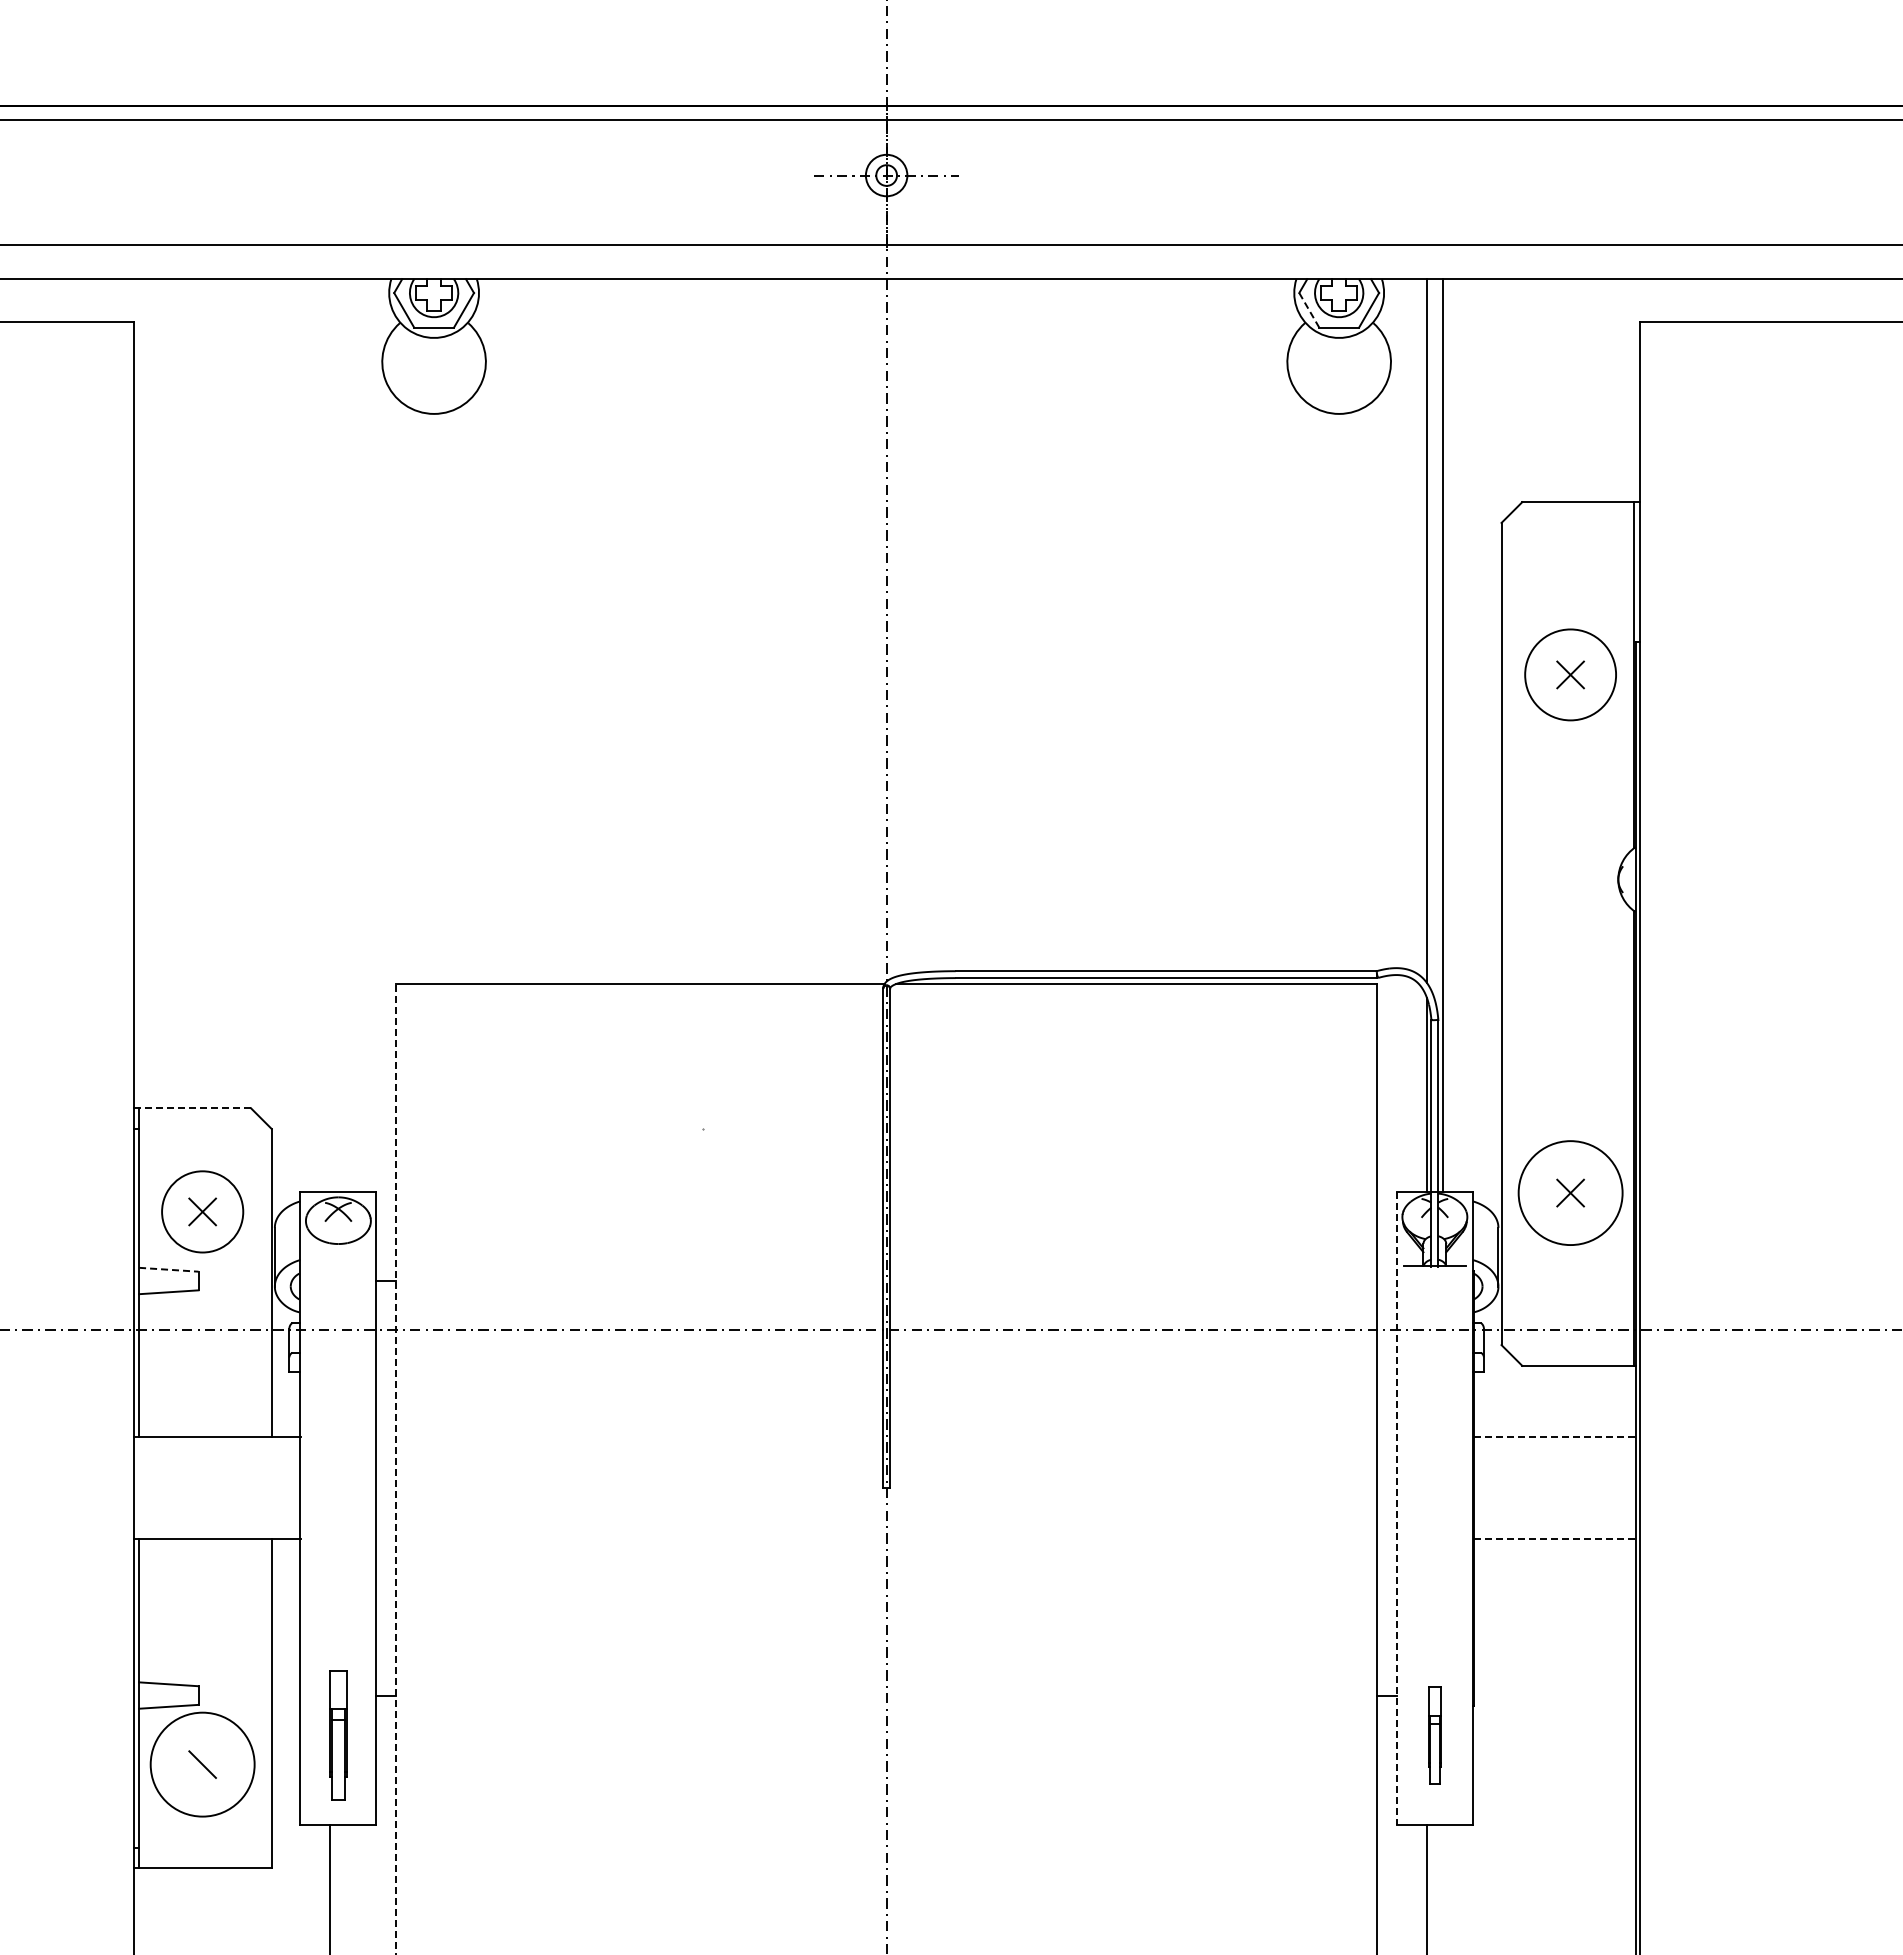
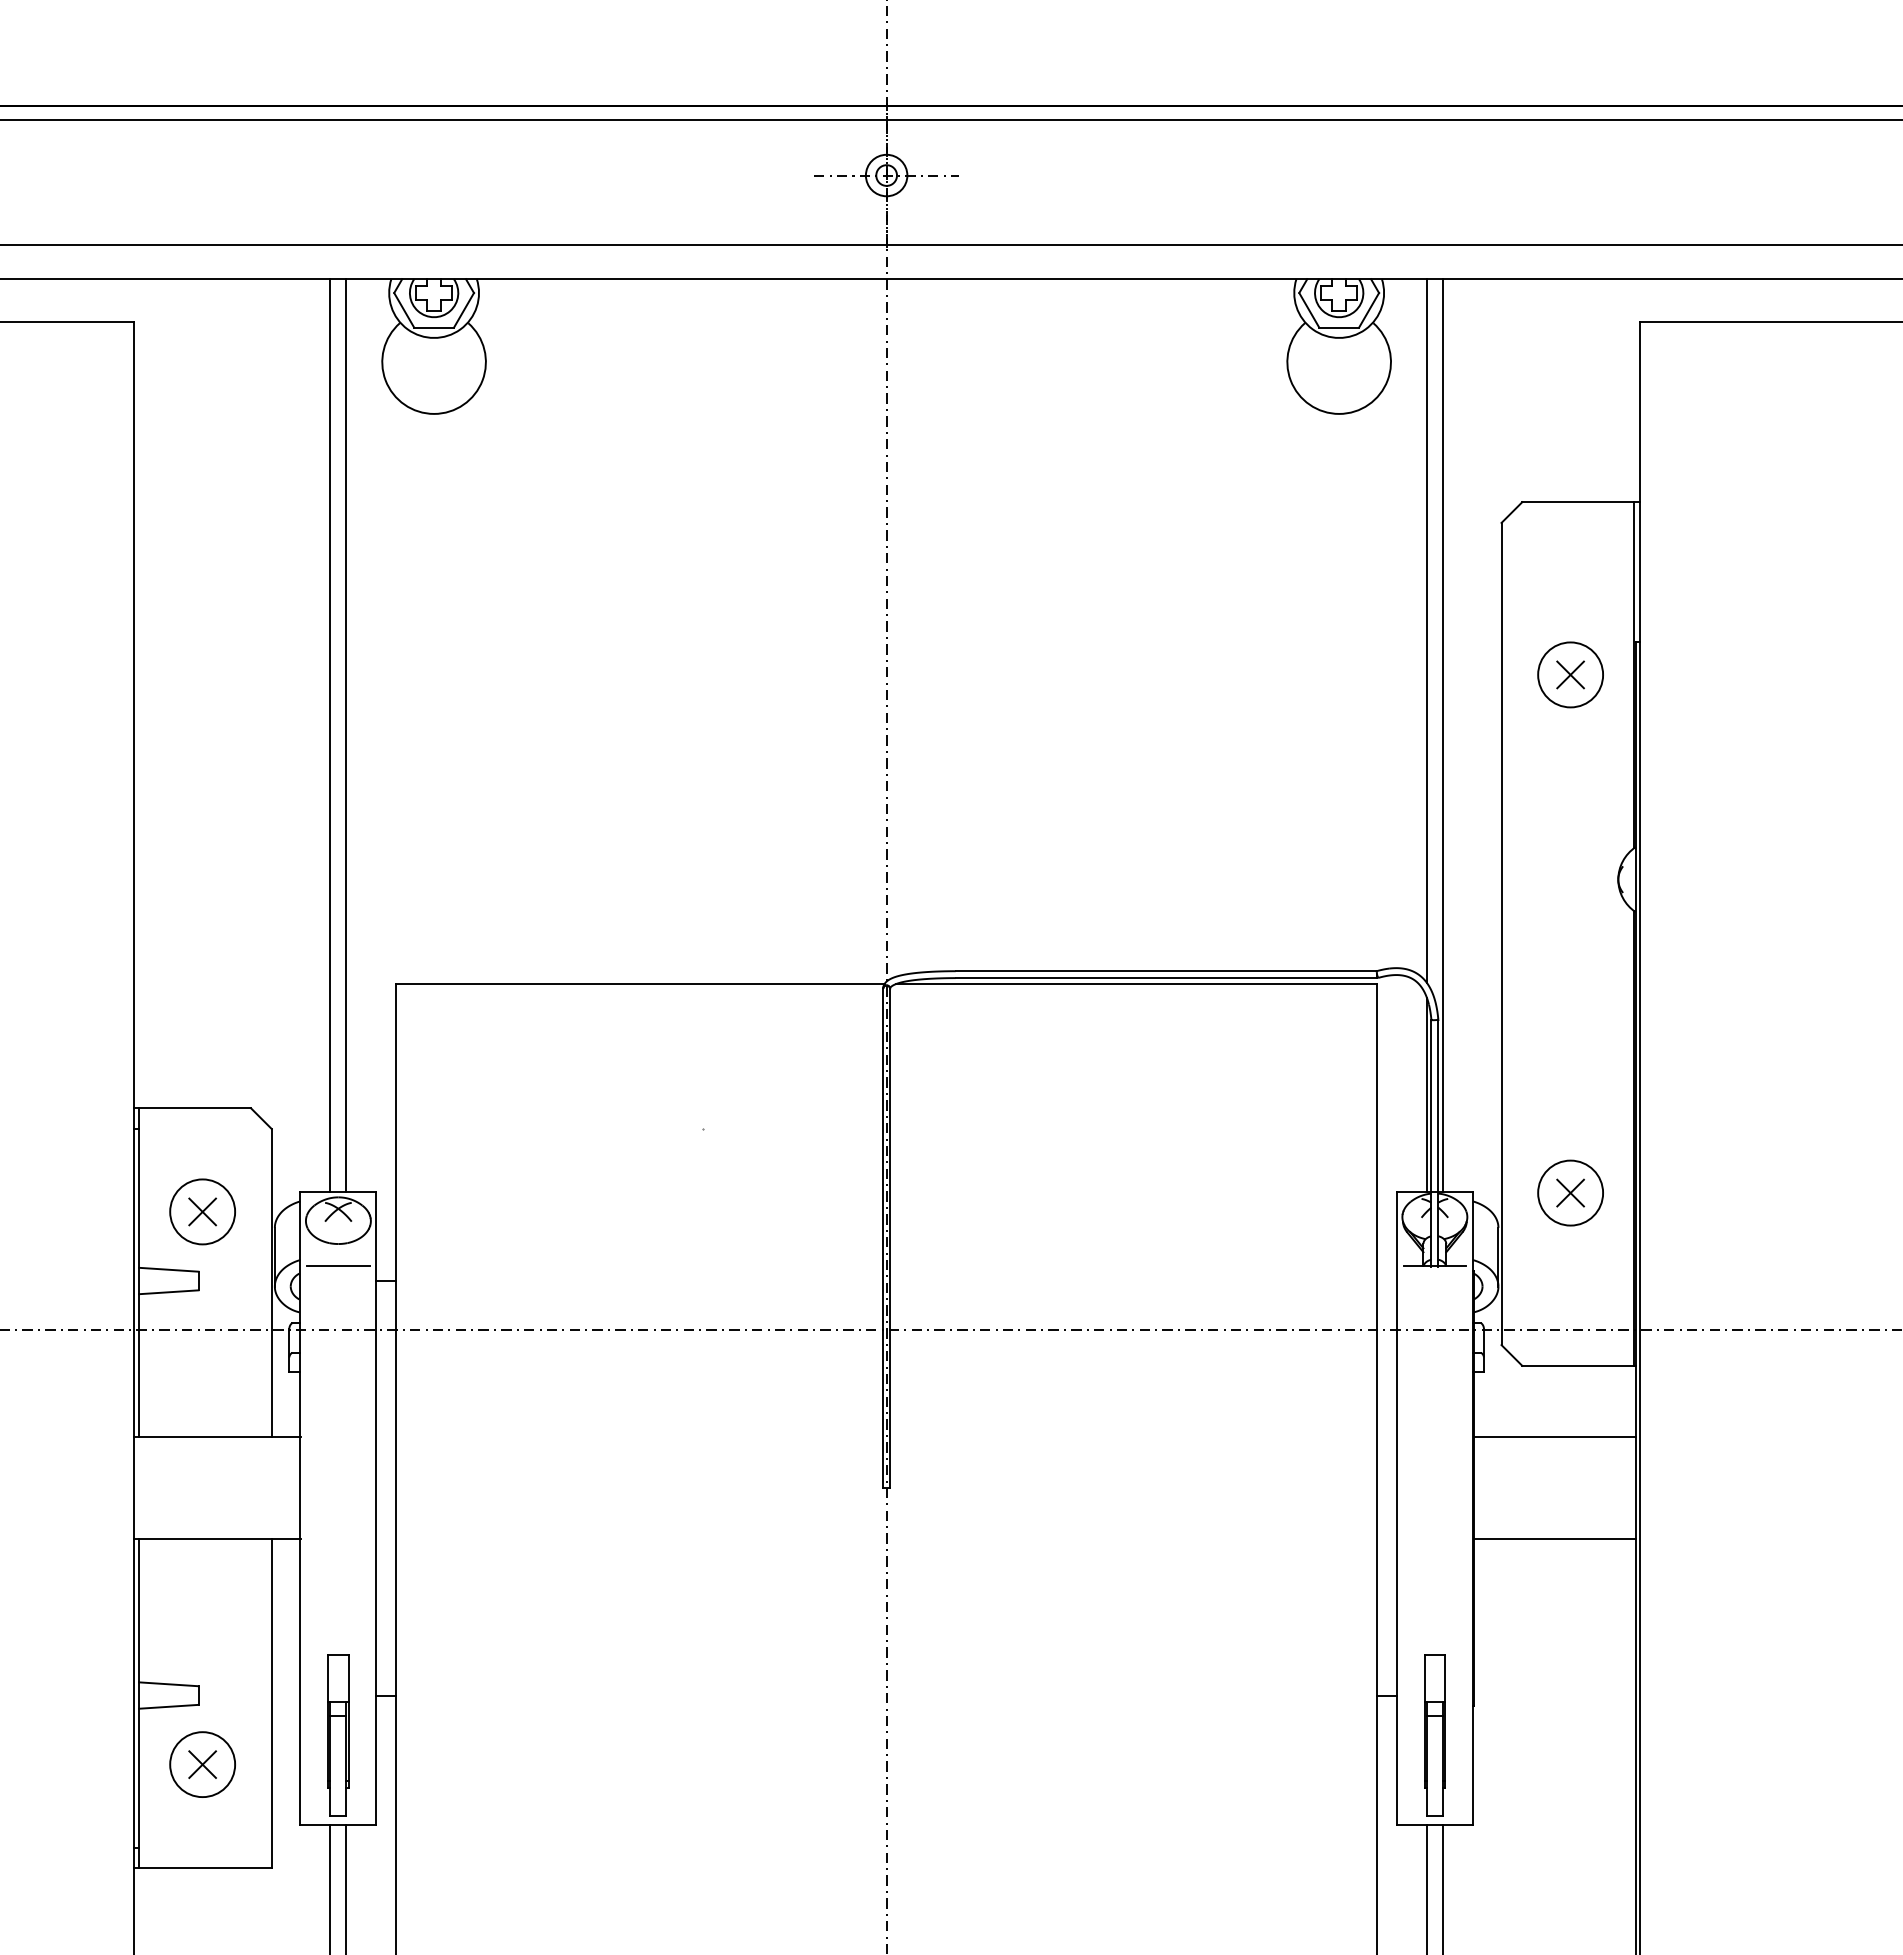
line: dashed -> solid (1309, 310)
circle diameter: 91 px -> 65 px (1570, 674)
line: none -> present (330, 735)
line: none -> present (346, 735)
line: dashed -> solid (195, 1108)
circle diameter: 104 px -> 65 px (1570, 1192)
circle diameter: 81 px -> 65 px (202, 1211)
line: none -> present (338, 1266)
line: dashed -> solid (168, 1269)
line: dashed -> solid (1554, 1437)
line: dashed -> solid (396, 1468)
line: dashed -> solid (1396, 1508)
line: dashed -> solid (1554, 1539)
part size: 19x131 px -> 23x163 px (338, 1735)
part size: 14x99 px -> 22x163 px (1434, 1735)
circle diameter: 104 px -> 65 px (202, 1764)
line: none -> present (202, 1764)
line: none -> present (346, 1887)
line: none -> present (1442, 1887)
